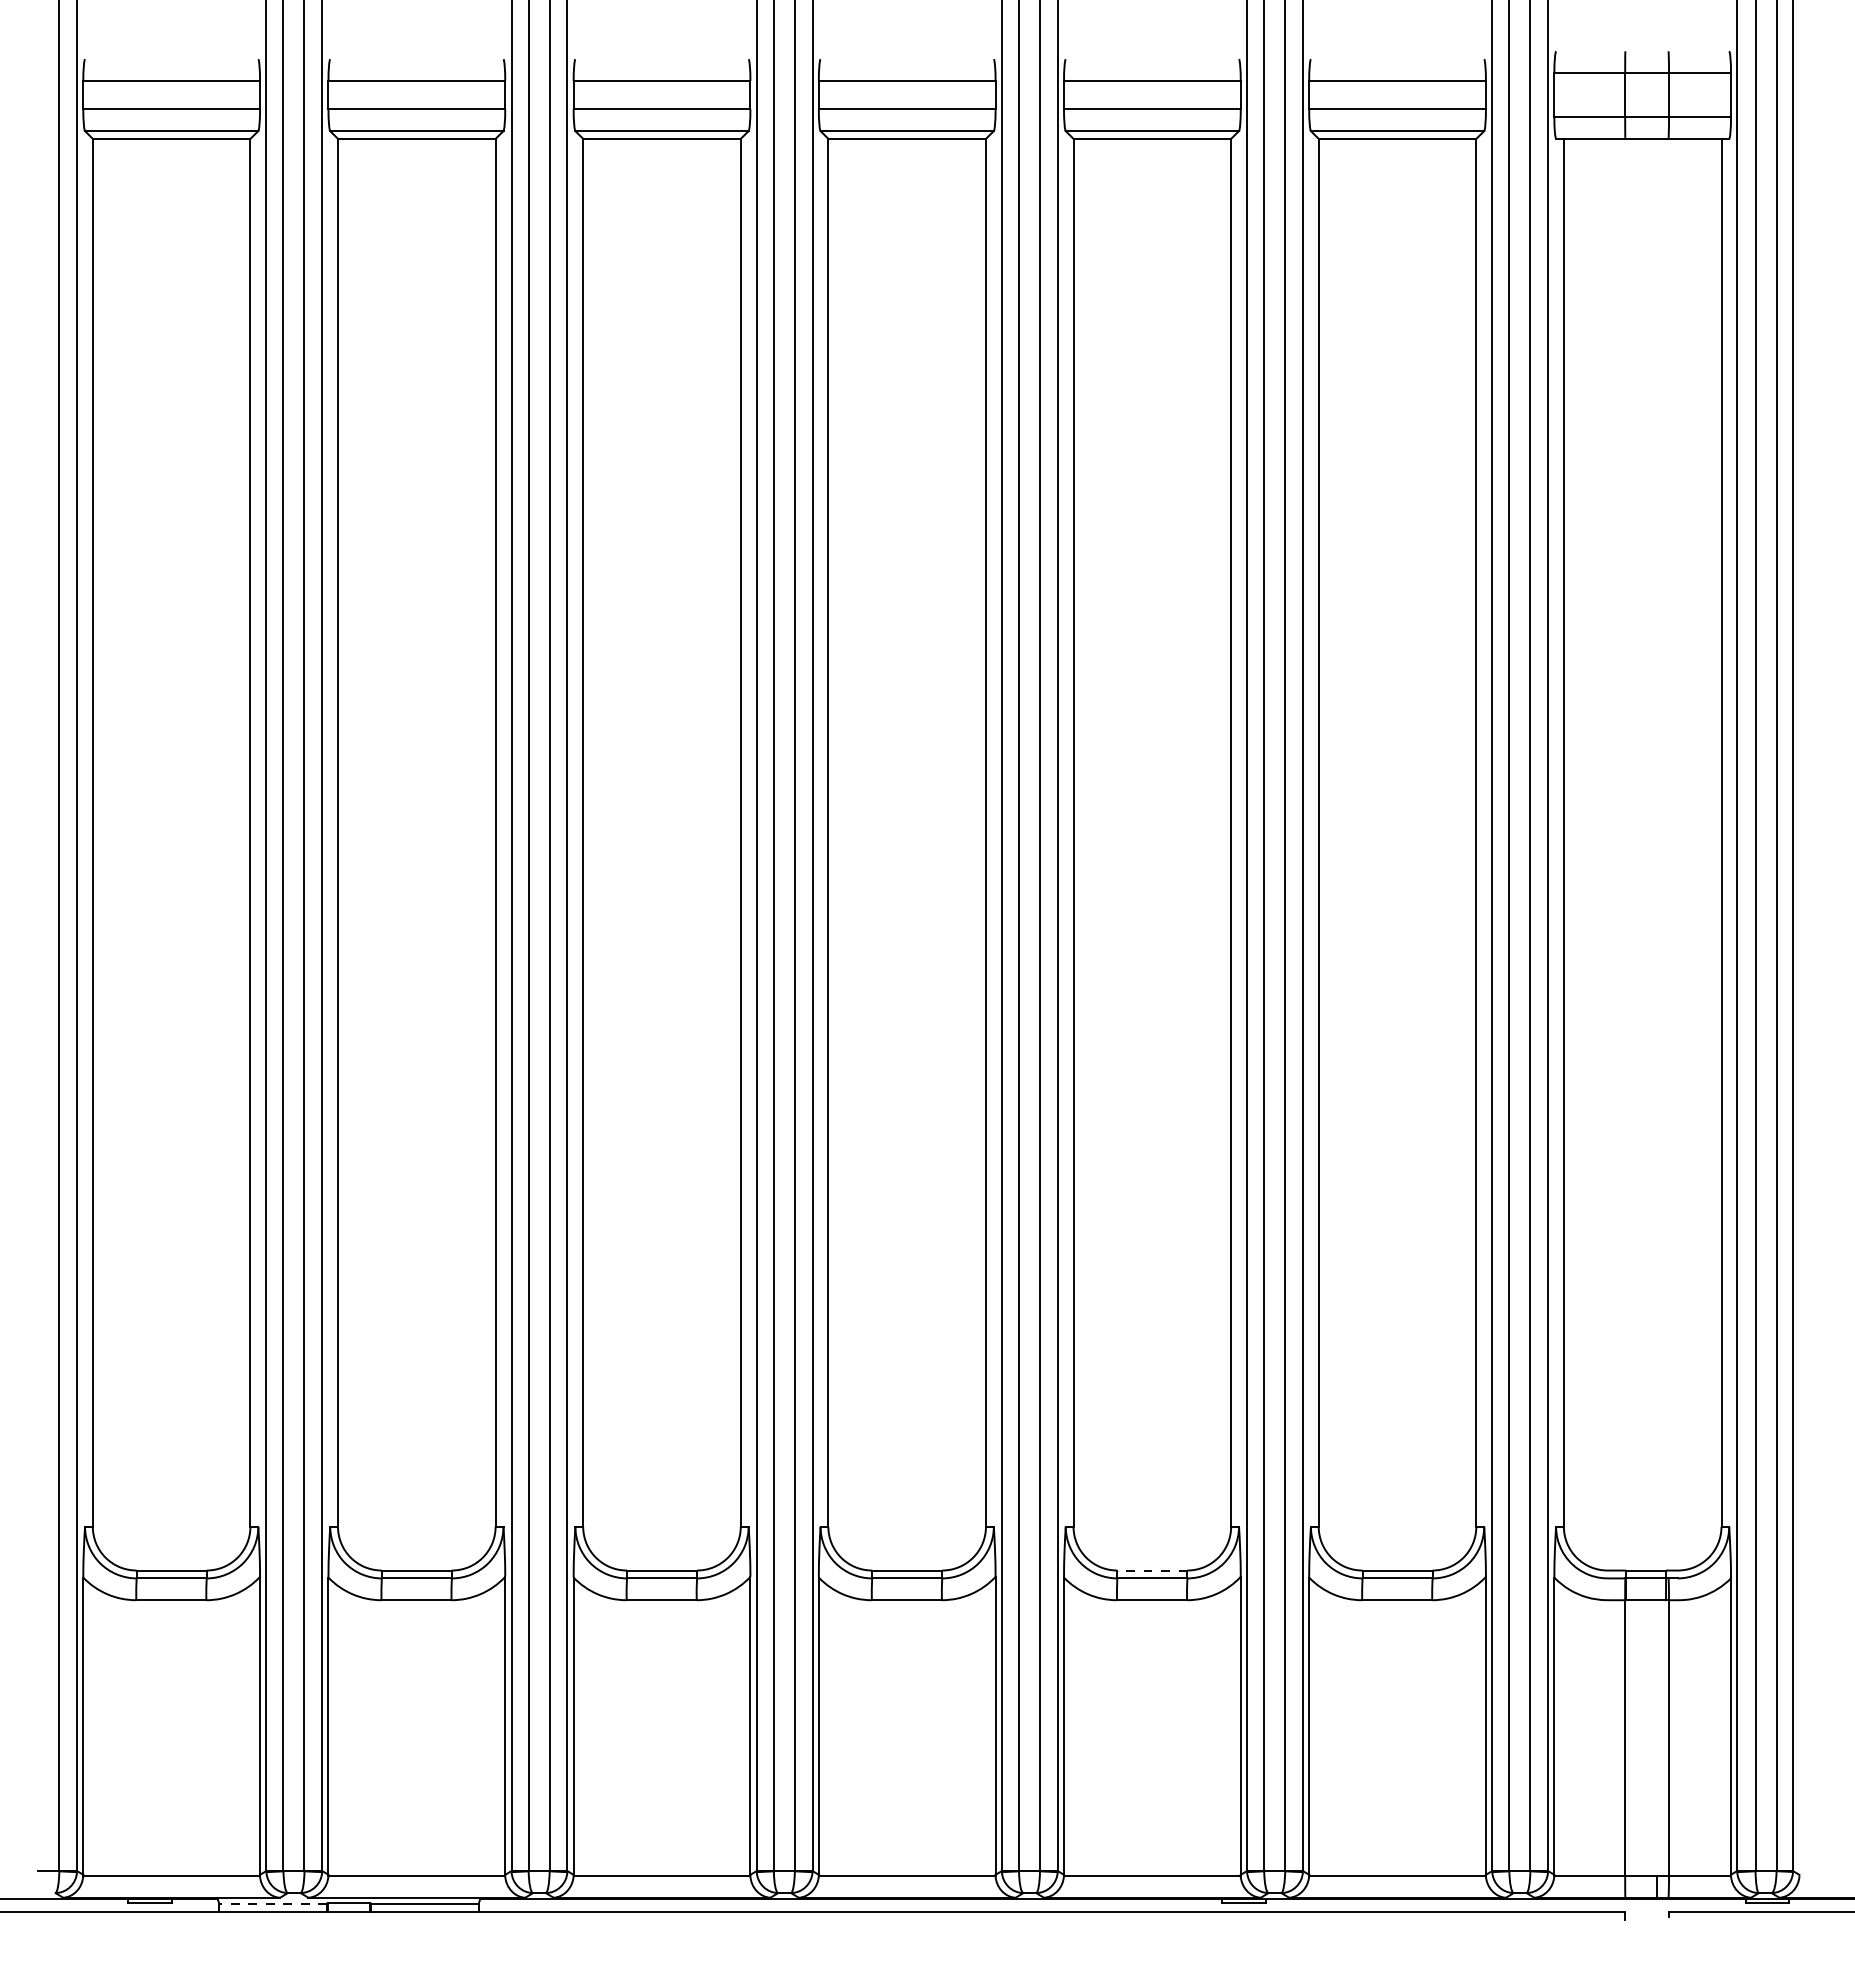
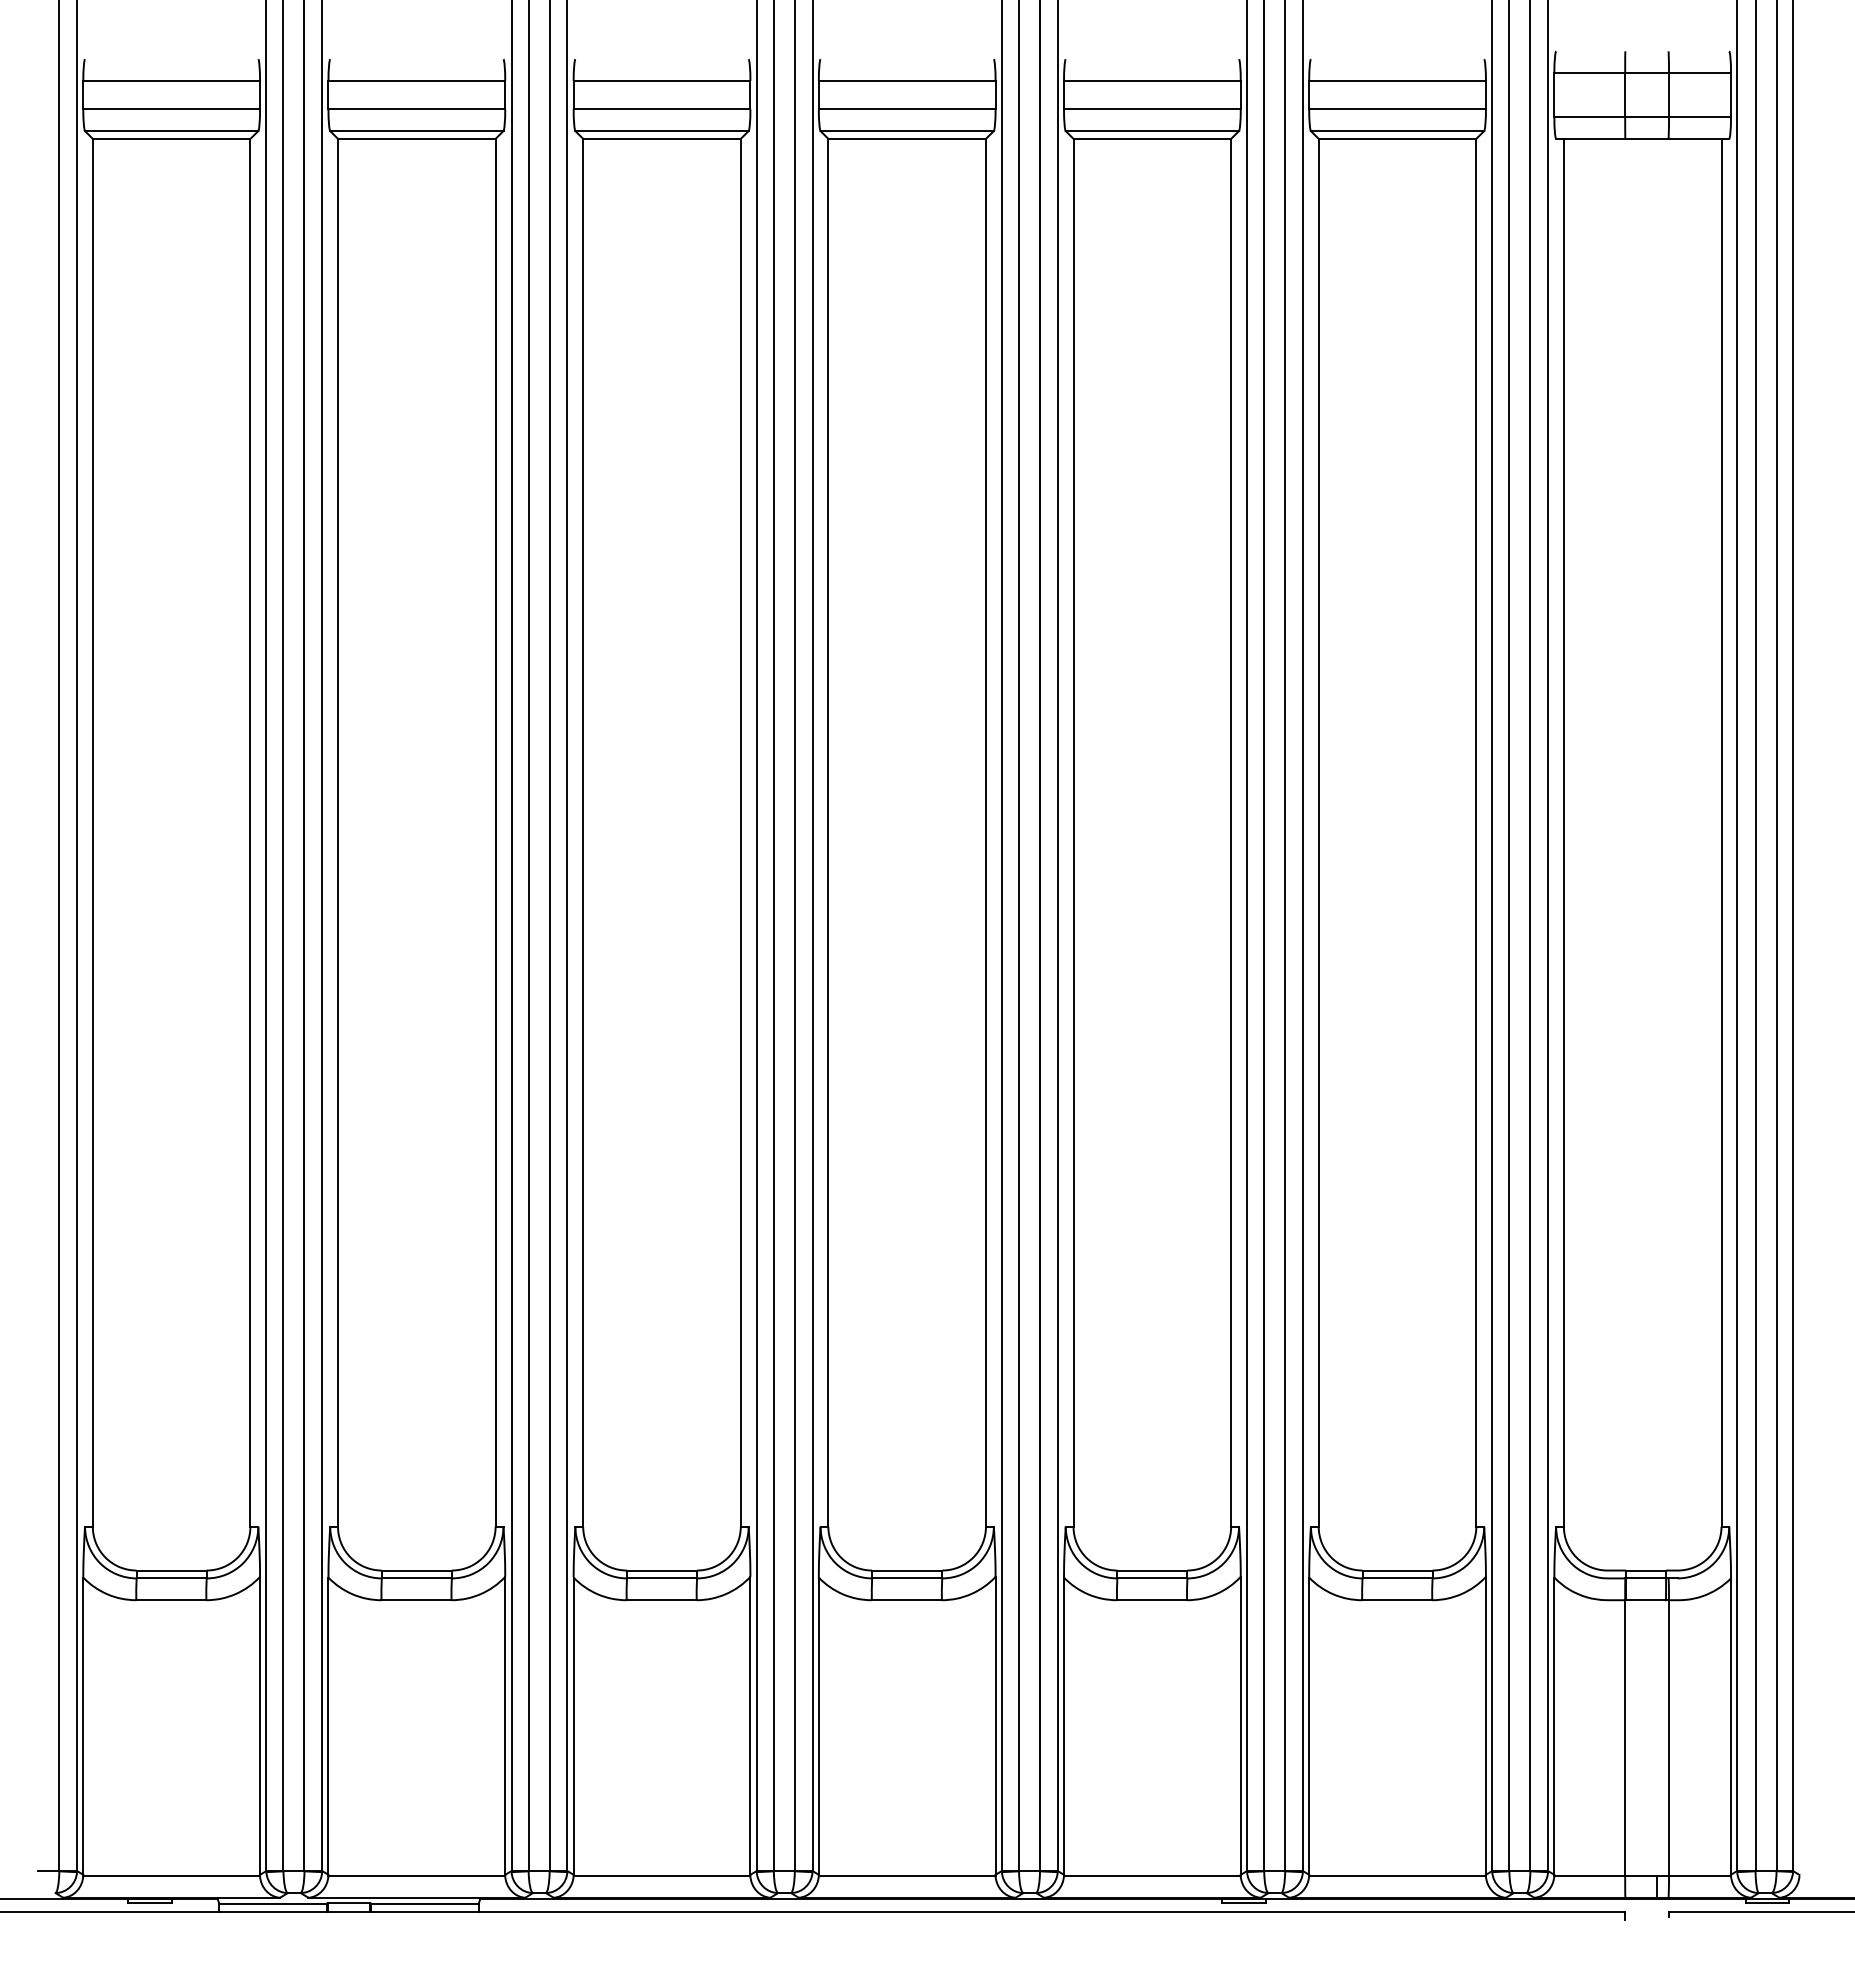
line: dashed -> solid (1151, 1570)
line: dashed -> solid (273, 1903)
